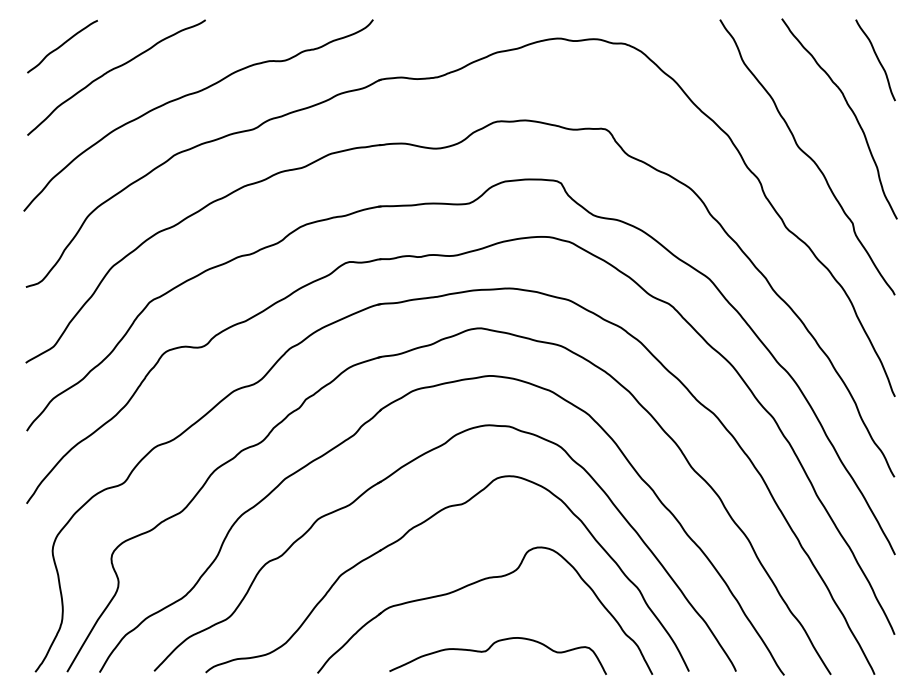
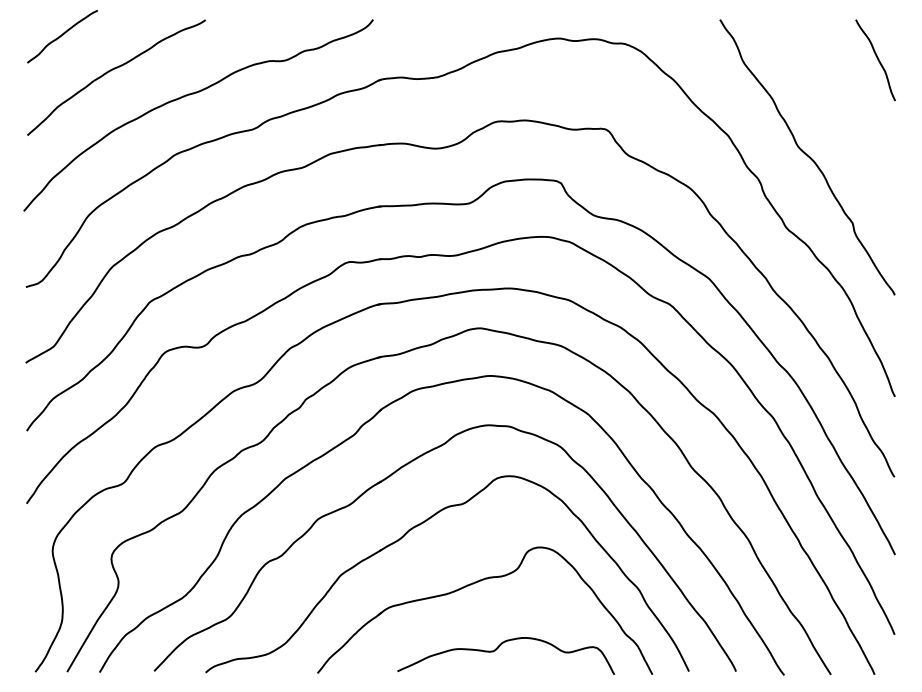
curve position: (62, 45) -> (62, 35) (62, 35)
curve: present -> none (850, 110)
curve position: (490, 648) -> (498, 648) (498, 648)
